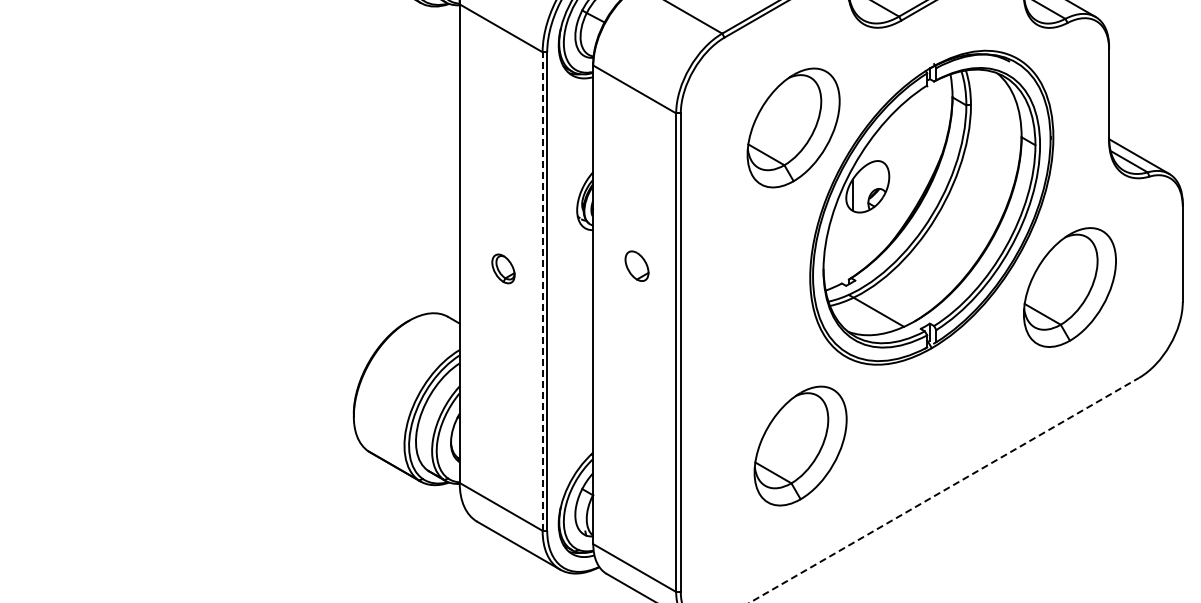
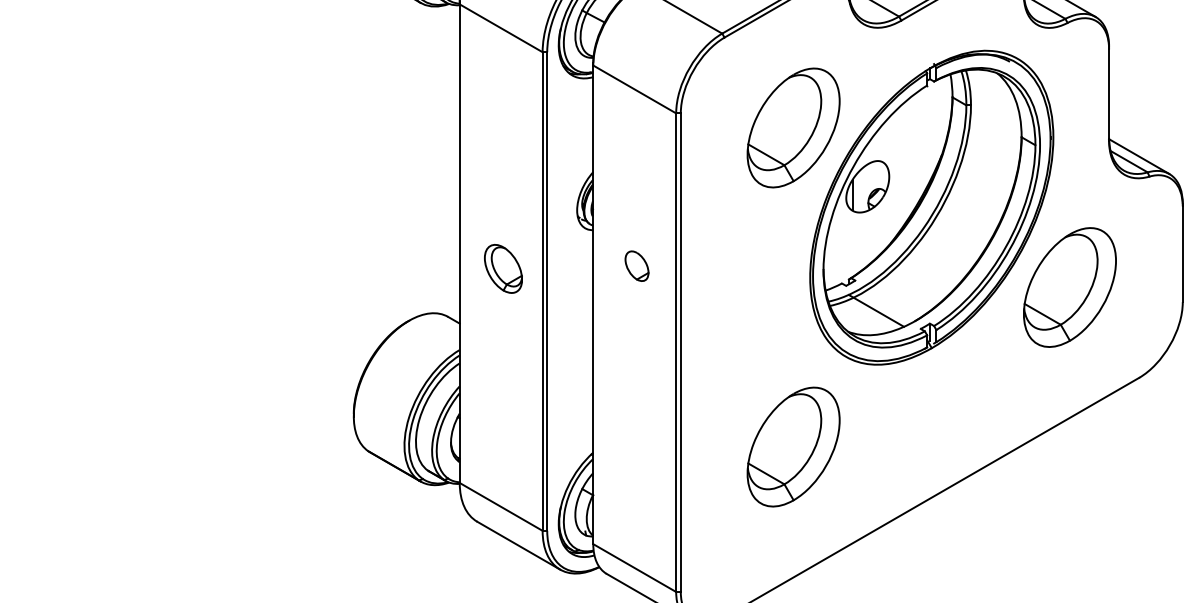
part size: 25x32 px -> 39x50 px (503, 268)
line: dashed -> solid (542, 291)
part position: (800, 445) -> (793, 446) (793, 446)
line: dashed -> solid (944, 490)
